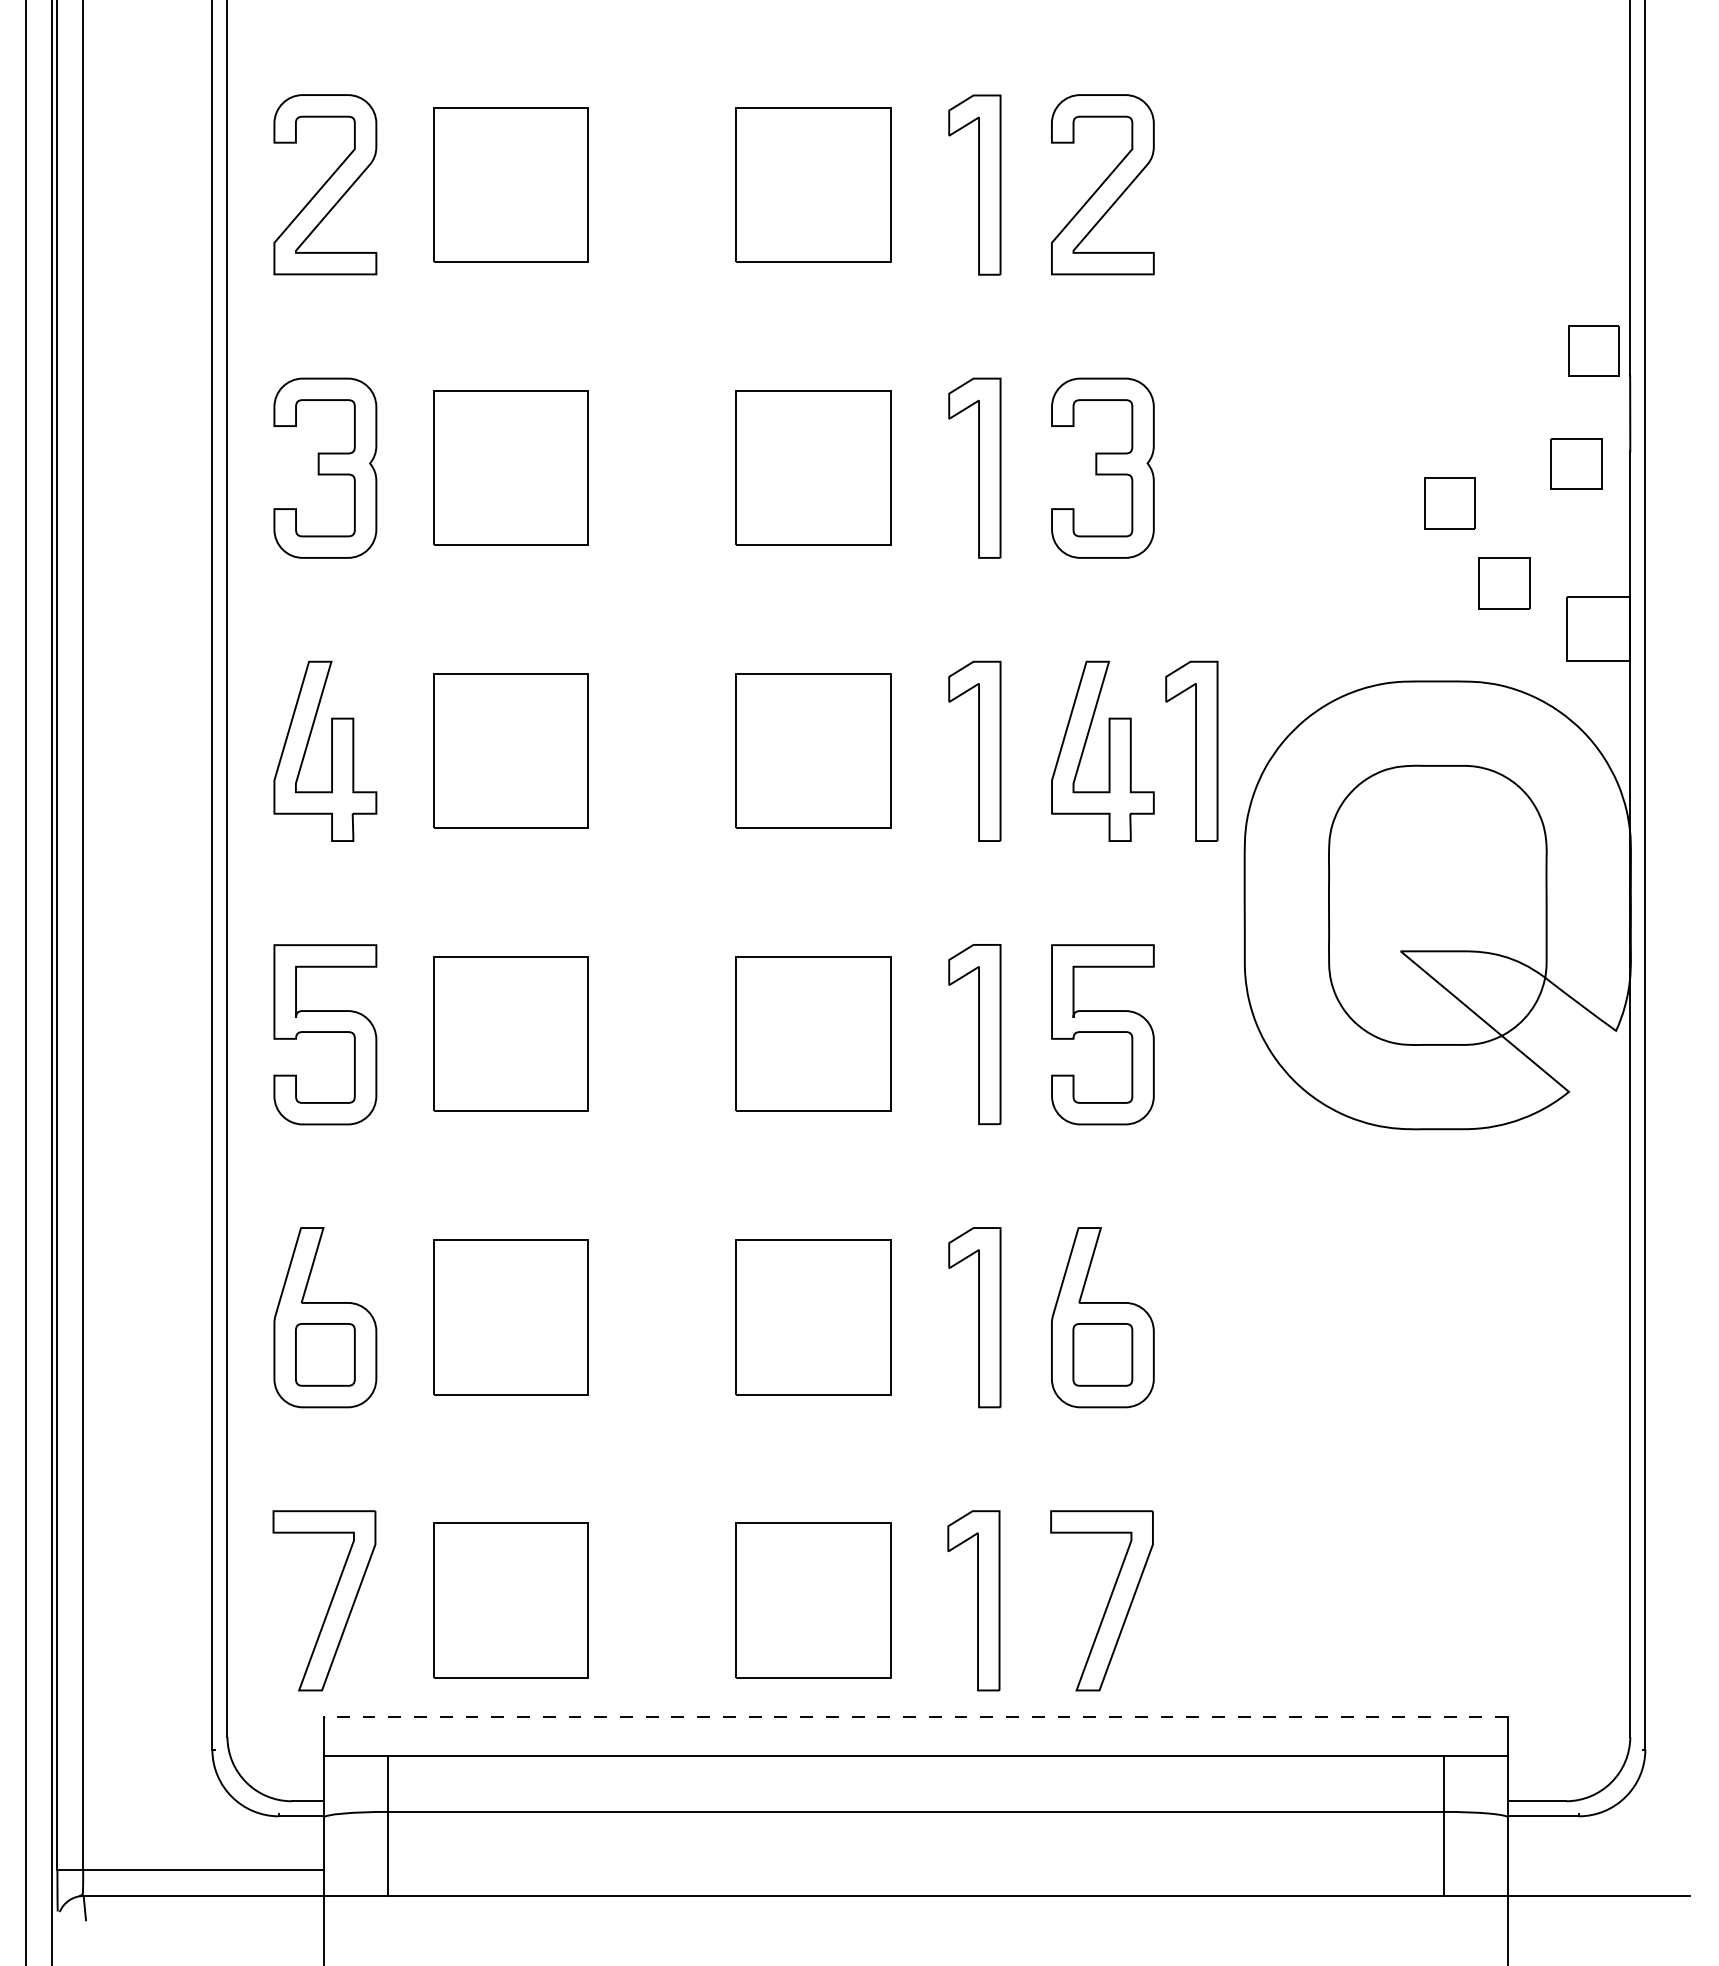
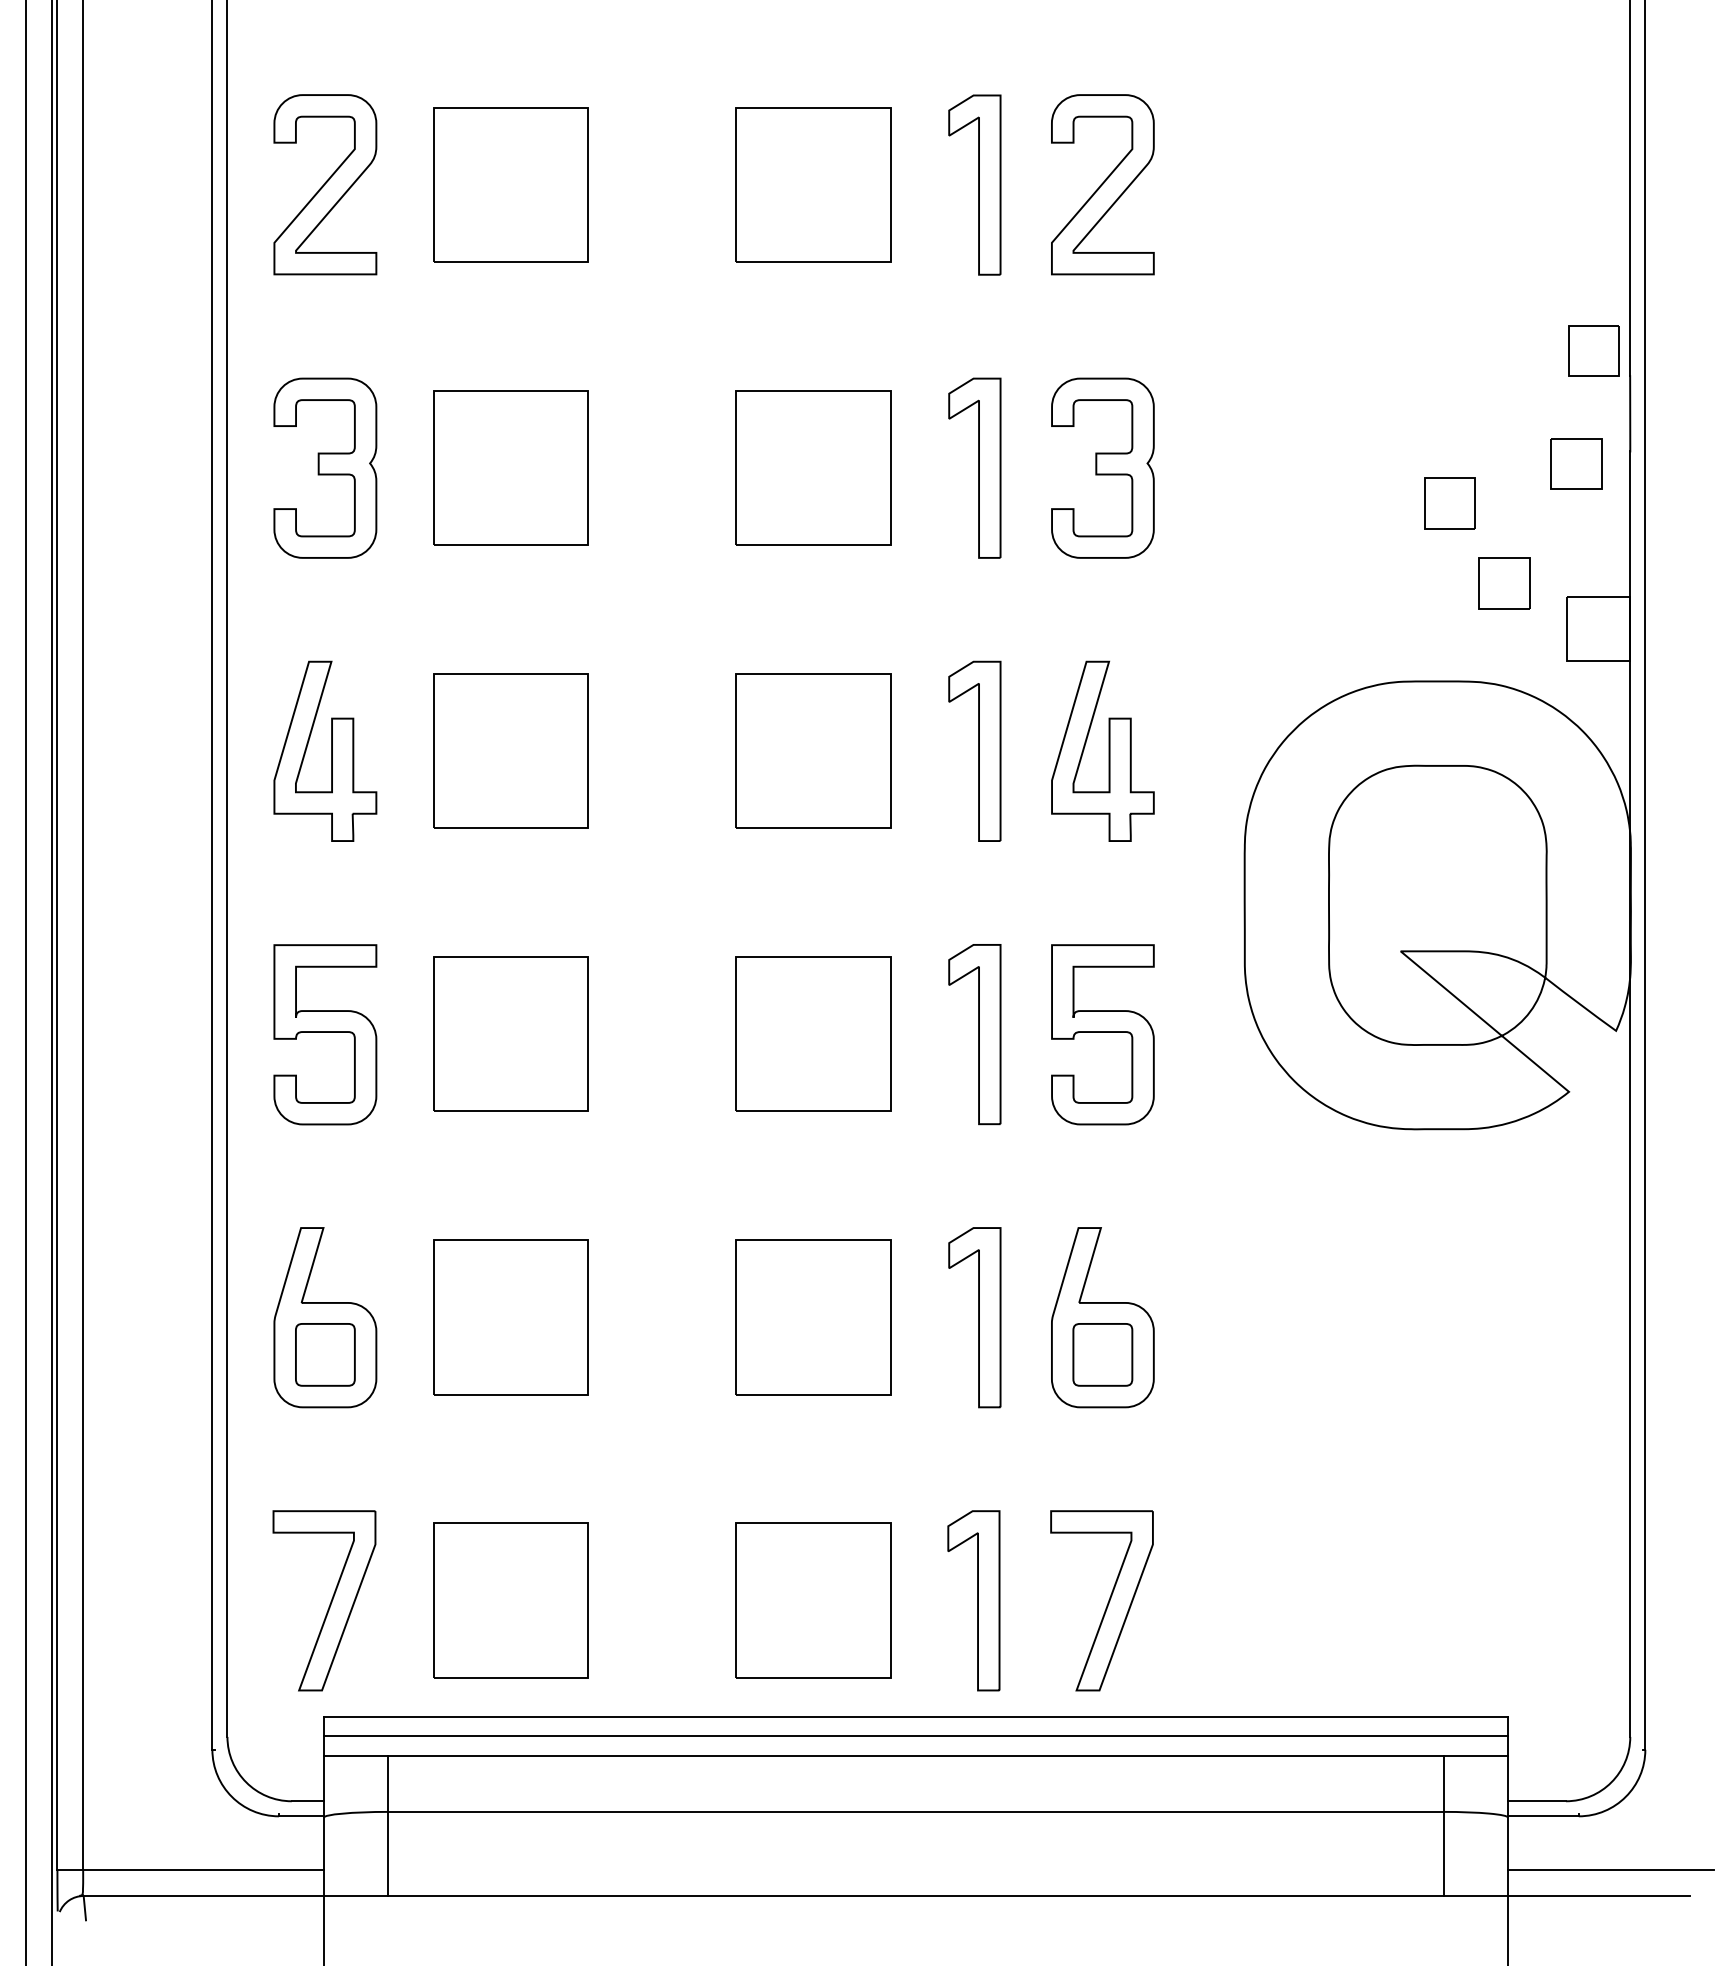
part: present -> none (1191, 750)
line: dashed -> solid (915, 1717)
line: none -> present (915, 1736)
line: none -> present (1610, 1870)
